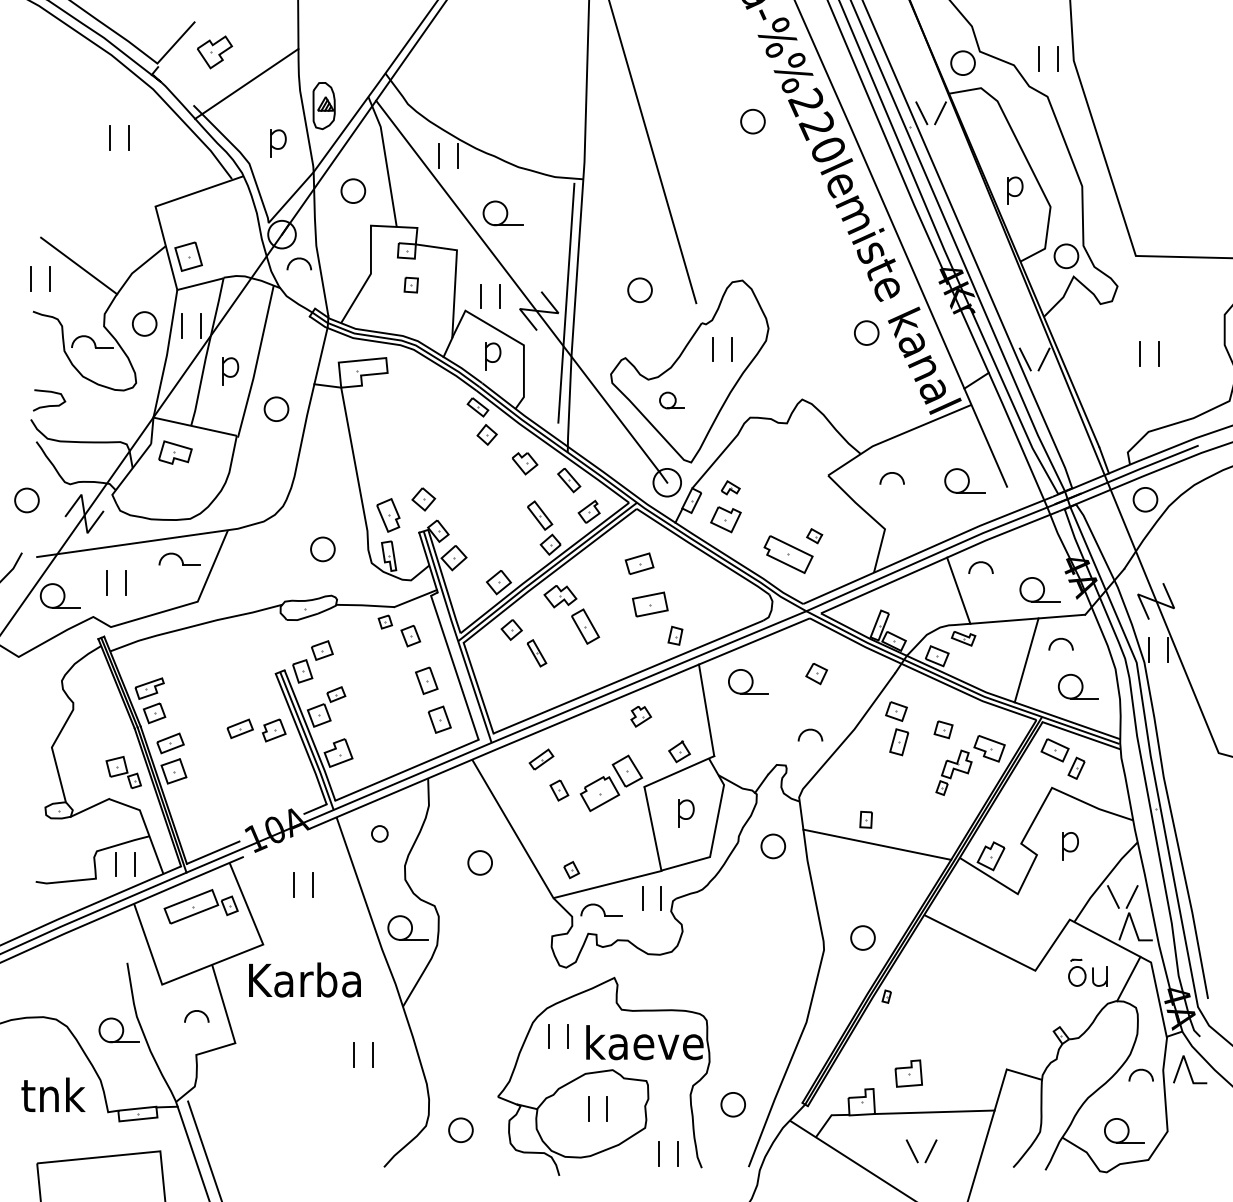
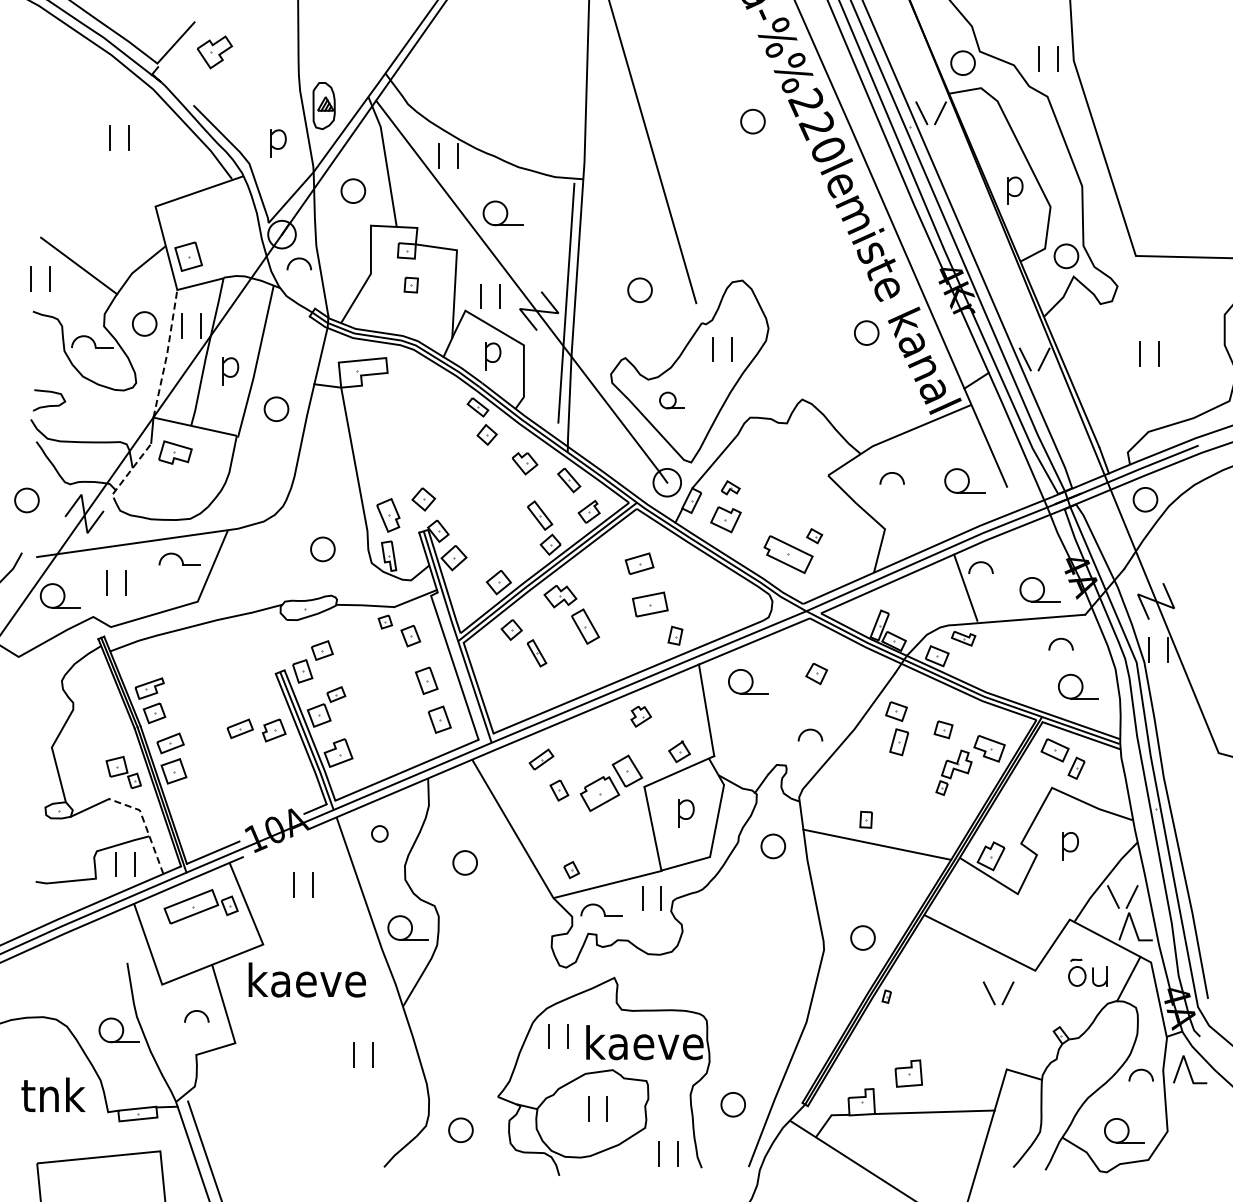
line: present -> none (246, 83)
line: solid -> dashed (167, 354)
line: solid -> dashed (128, 473)
line position: (958, 590) -> (965, 587) (965, 587)
line: present -> none (1026, 660)
line: solid -> dashed (145, 826)
part position: (479, 862) -> (464, 862) (464, 862)
text: Karba -> kaeve (307, 979)
part position: (915, 1155) -> (992, 997) (992, 997)
